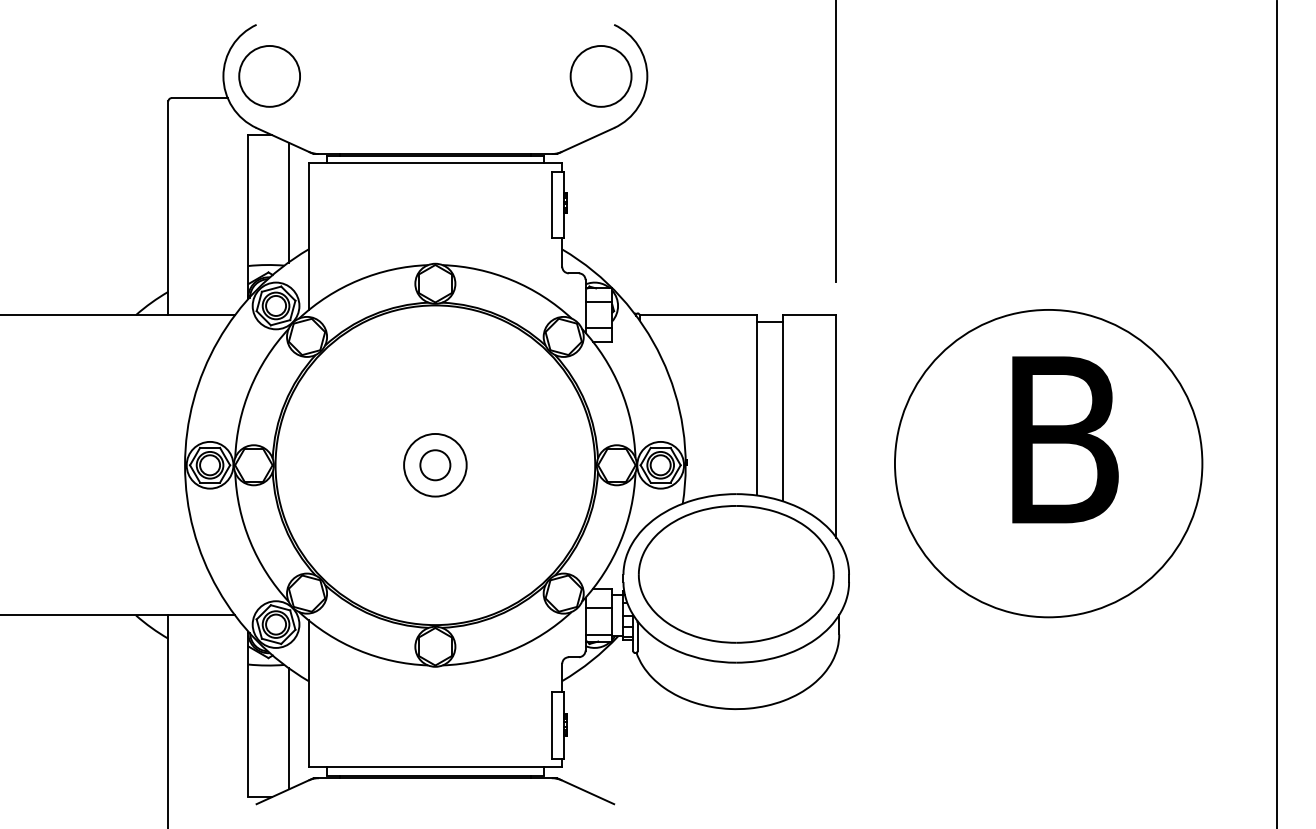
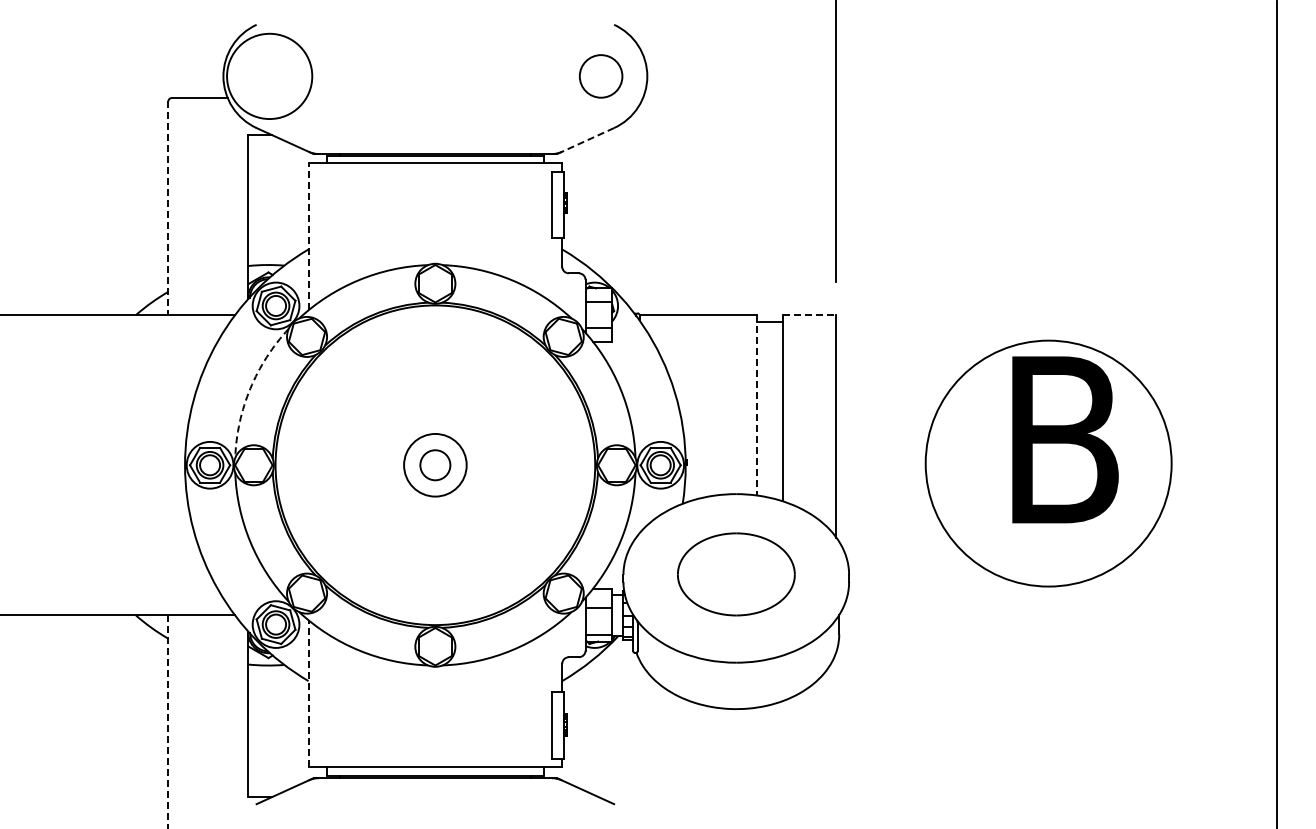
circle diameter: 61 px -> 85 px (269, 76)
circle diameter: 61 px -> 43 px (600, 76)
line: solid -> dashed (586, 140)
line: present -> none (288, 202)
line: solid -> dashed (168, 208)
line: solid -> dashed (308, 236)
line: solid -> dashed (809, 315)
arc: solid -> dashed (250, 388)
line: solid -> dashed (756, 405)
circle diameter: 307 px -> 246 px (1048, 463)
part size: 197x139 px -> 119x85 px (736, 574)
line: solid -> dashed (308, 693)
line: solid -> dashed (168, 722)
line: present -> none (288, 727)
